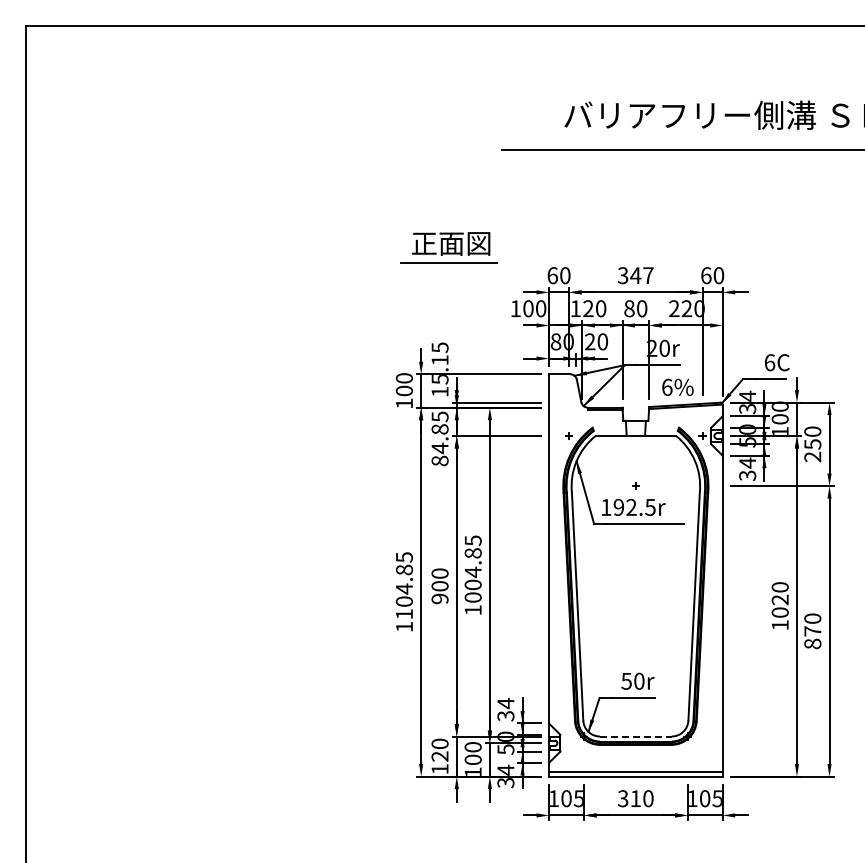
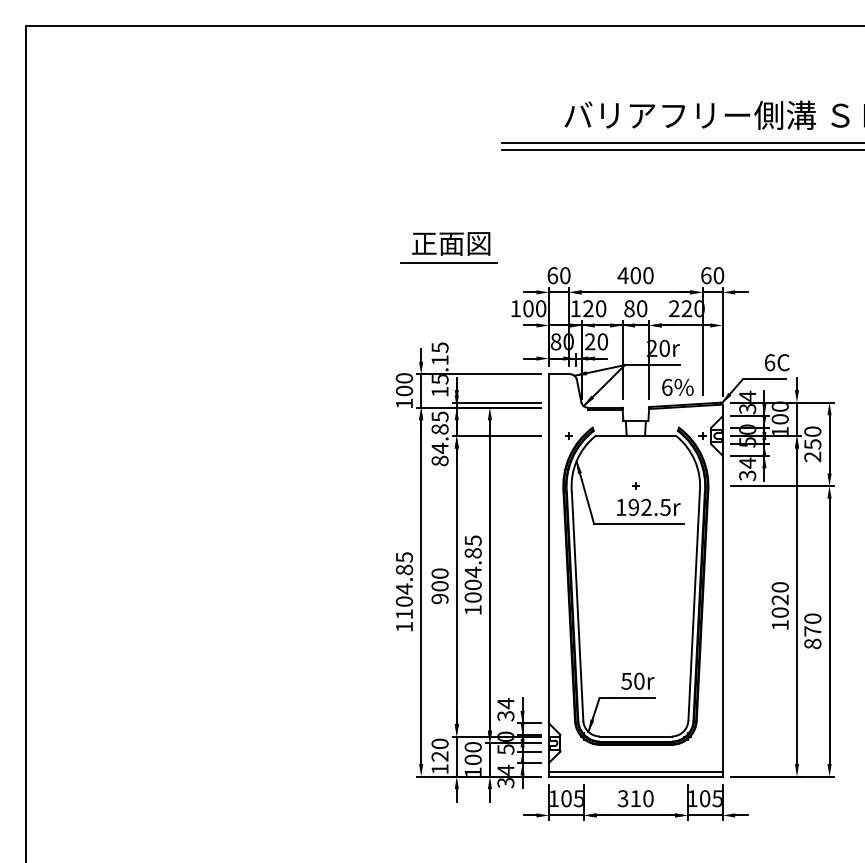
line: none -> present (681, 143)
text: 347 -> 400 (635, 275)
text position: (633, 506) -> (648, 506) (648, 506)
line: dashed -> solid (635, 736)
